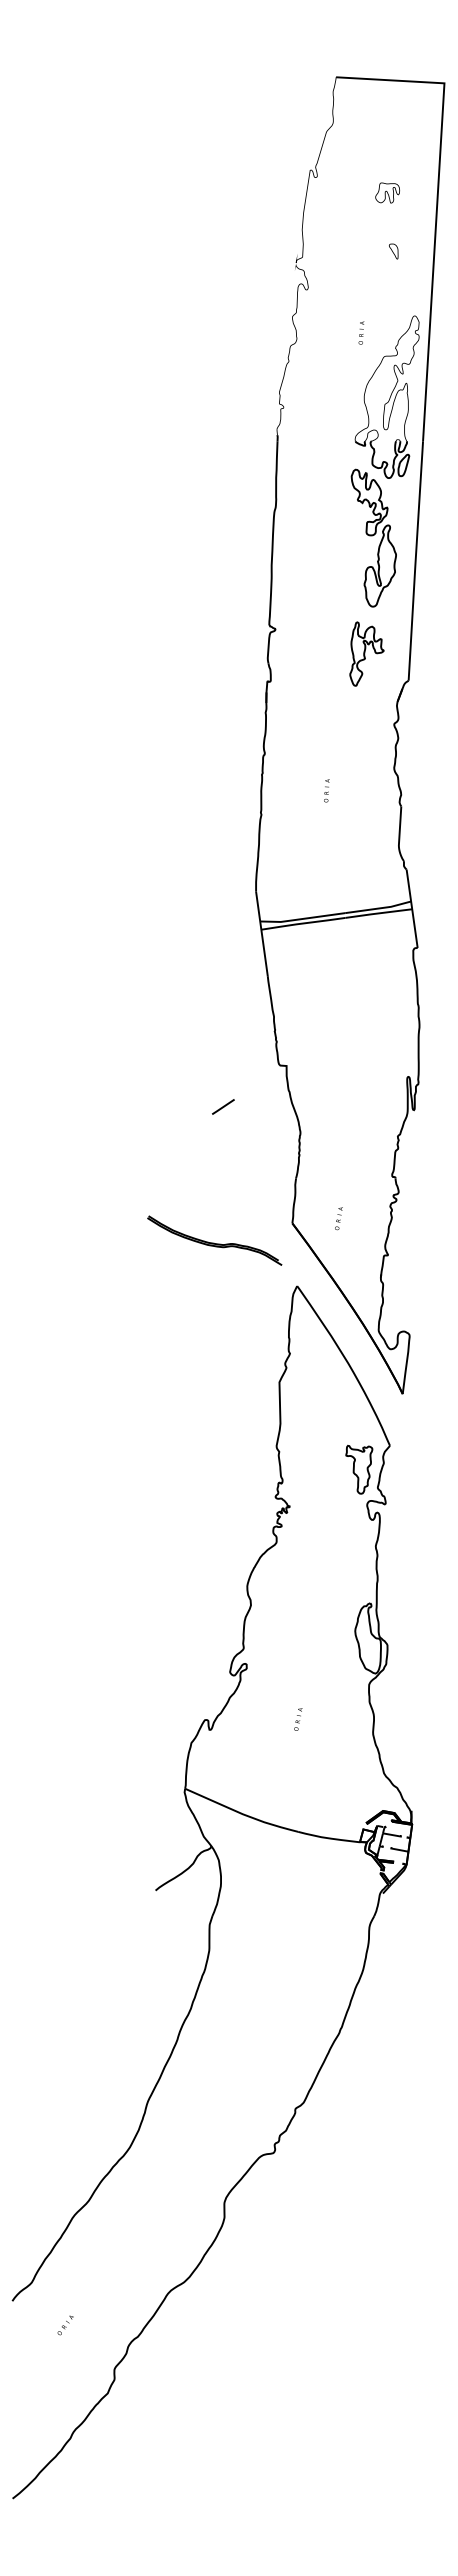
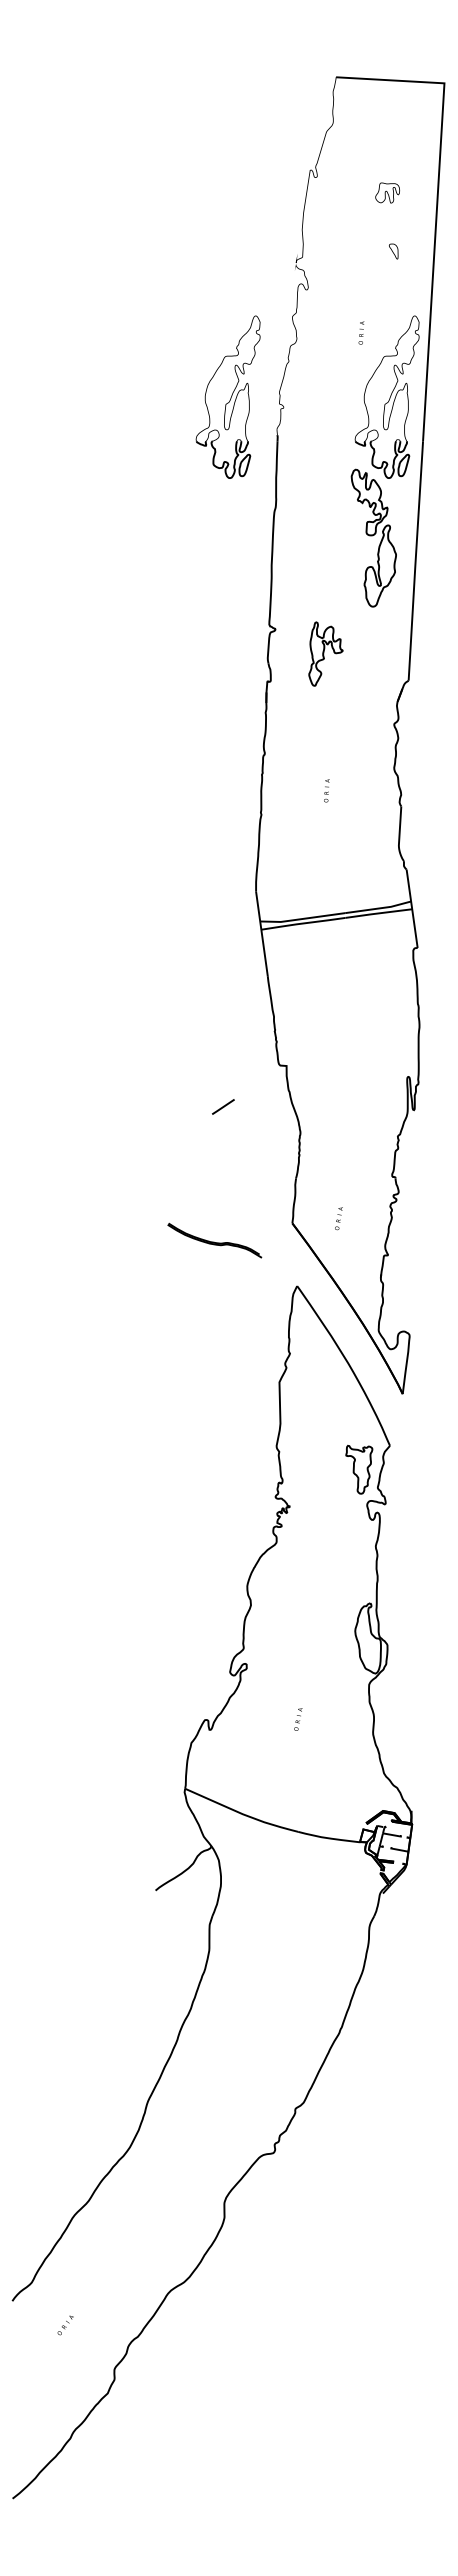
part: none -> present (227, 396)
part position: (366, 653) -> (325, 653) (325, 653)
part size: 136x51 px -> 96x37 px (214, 1240)
